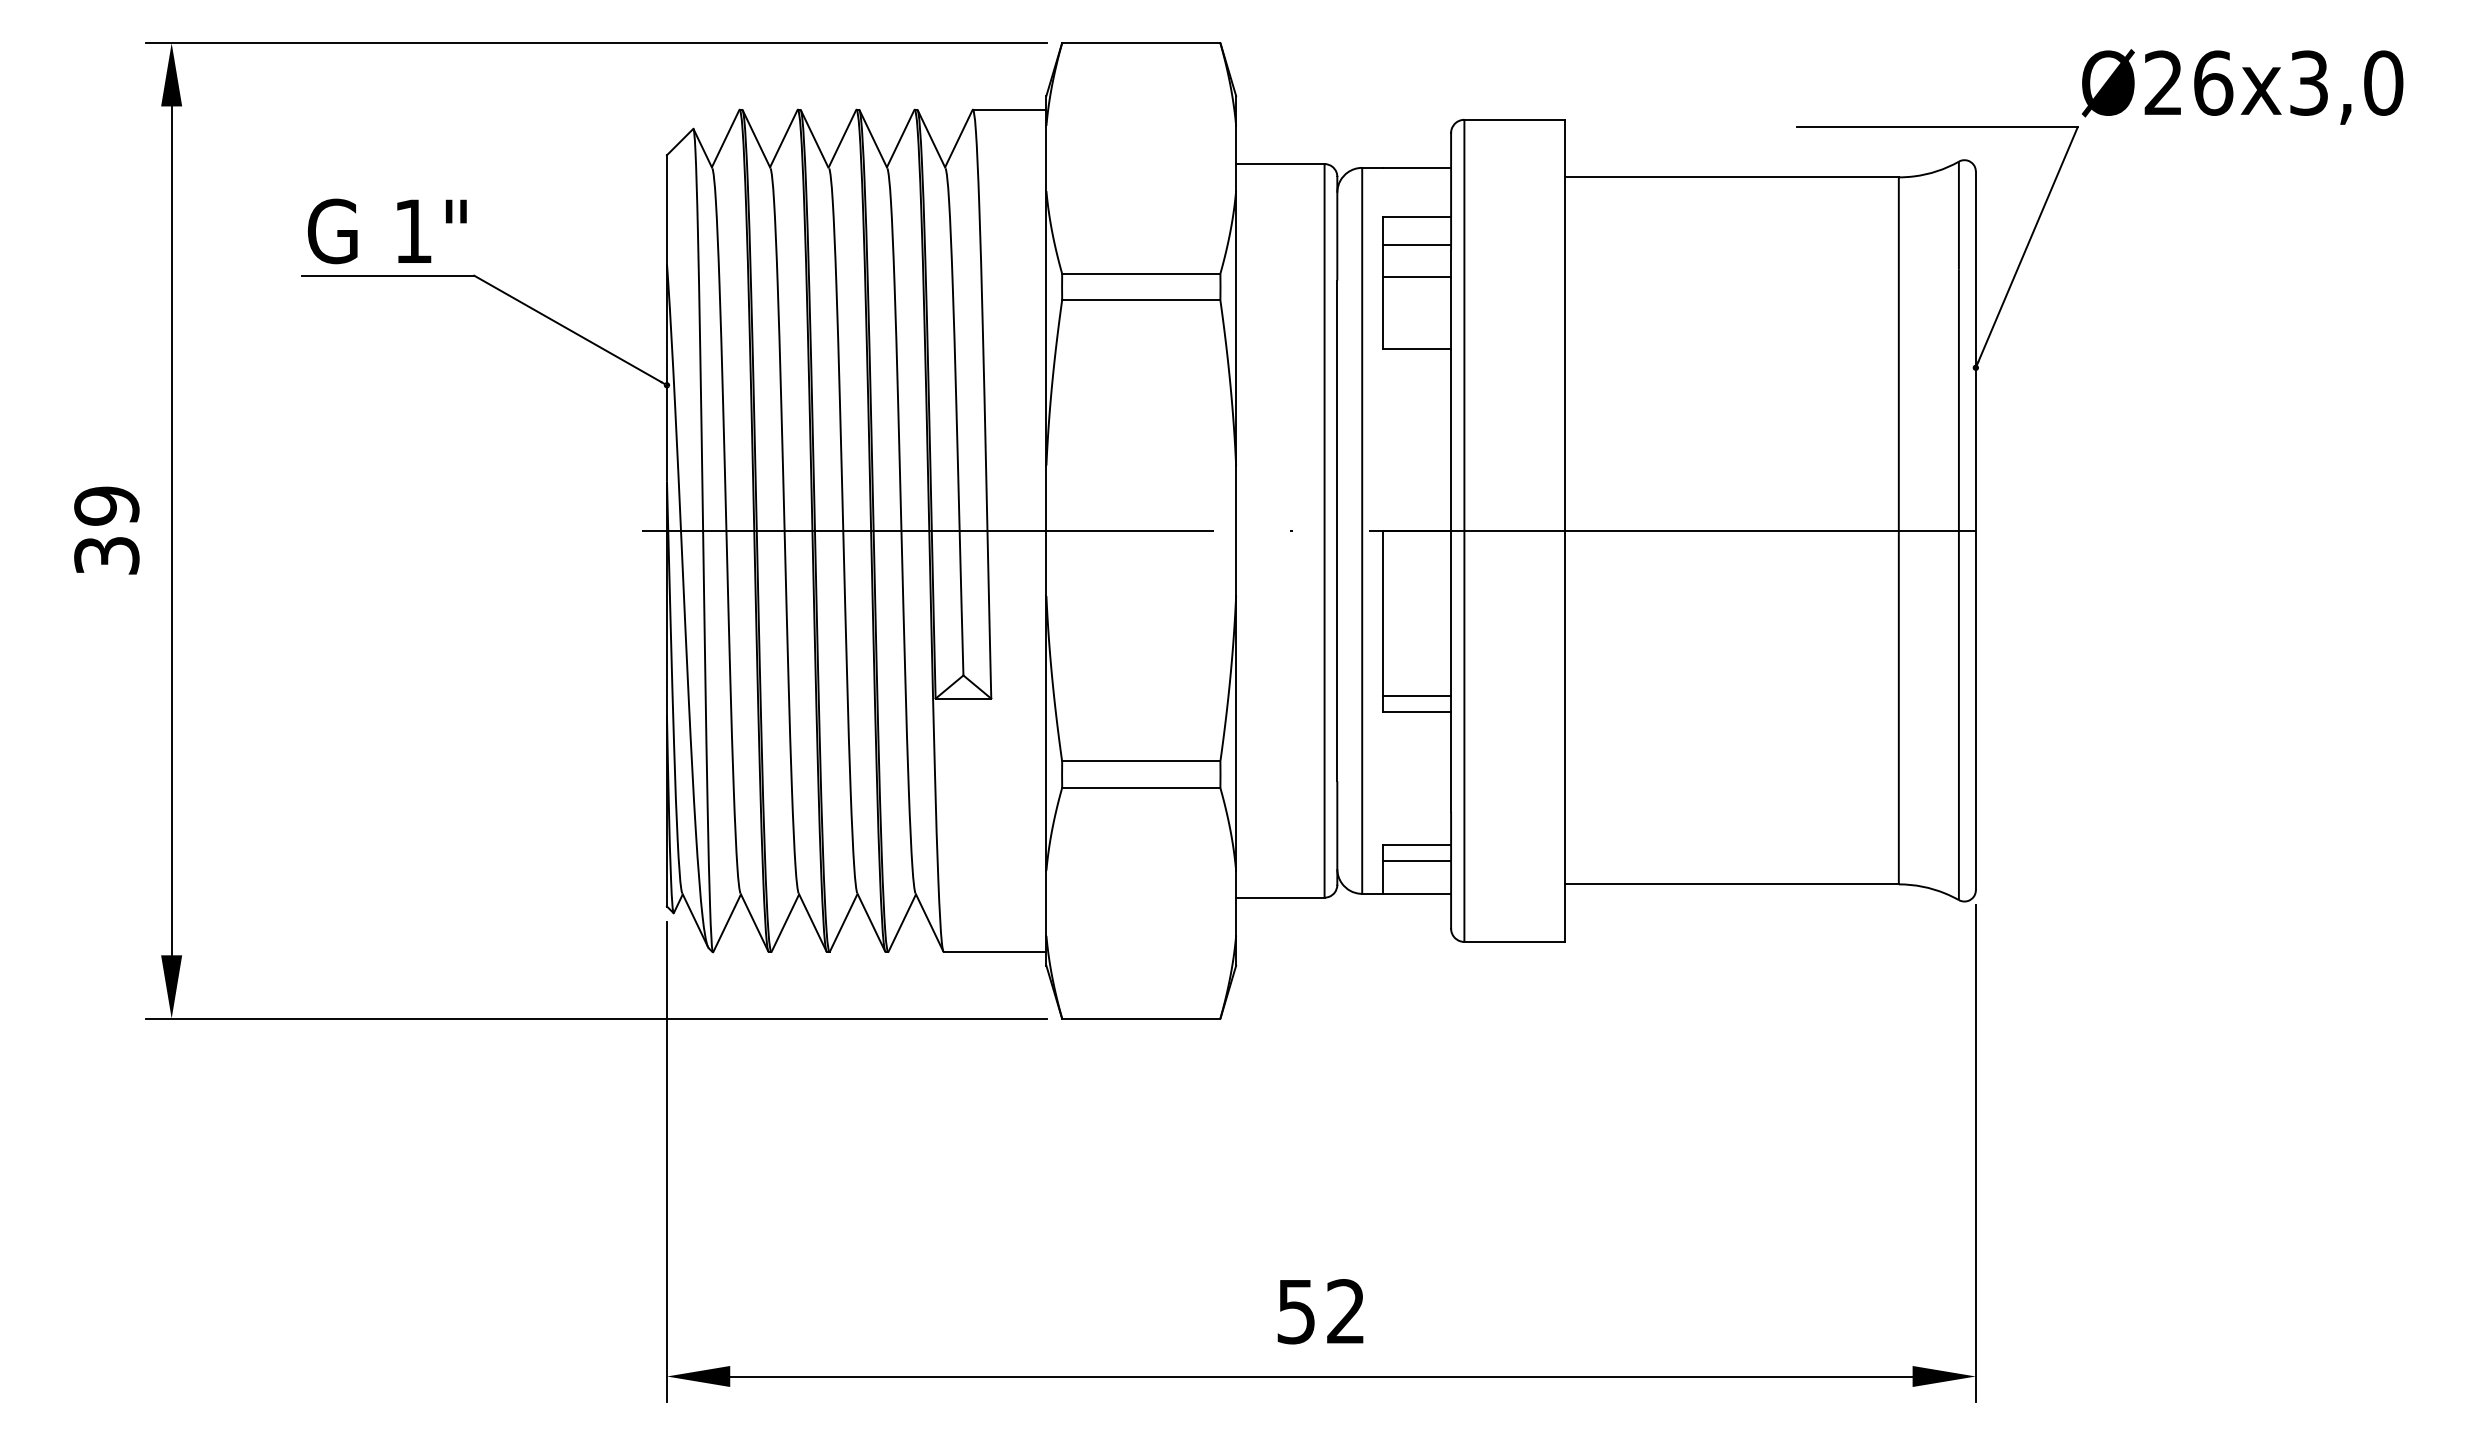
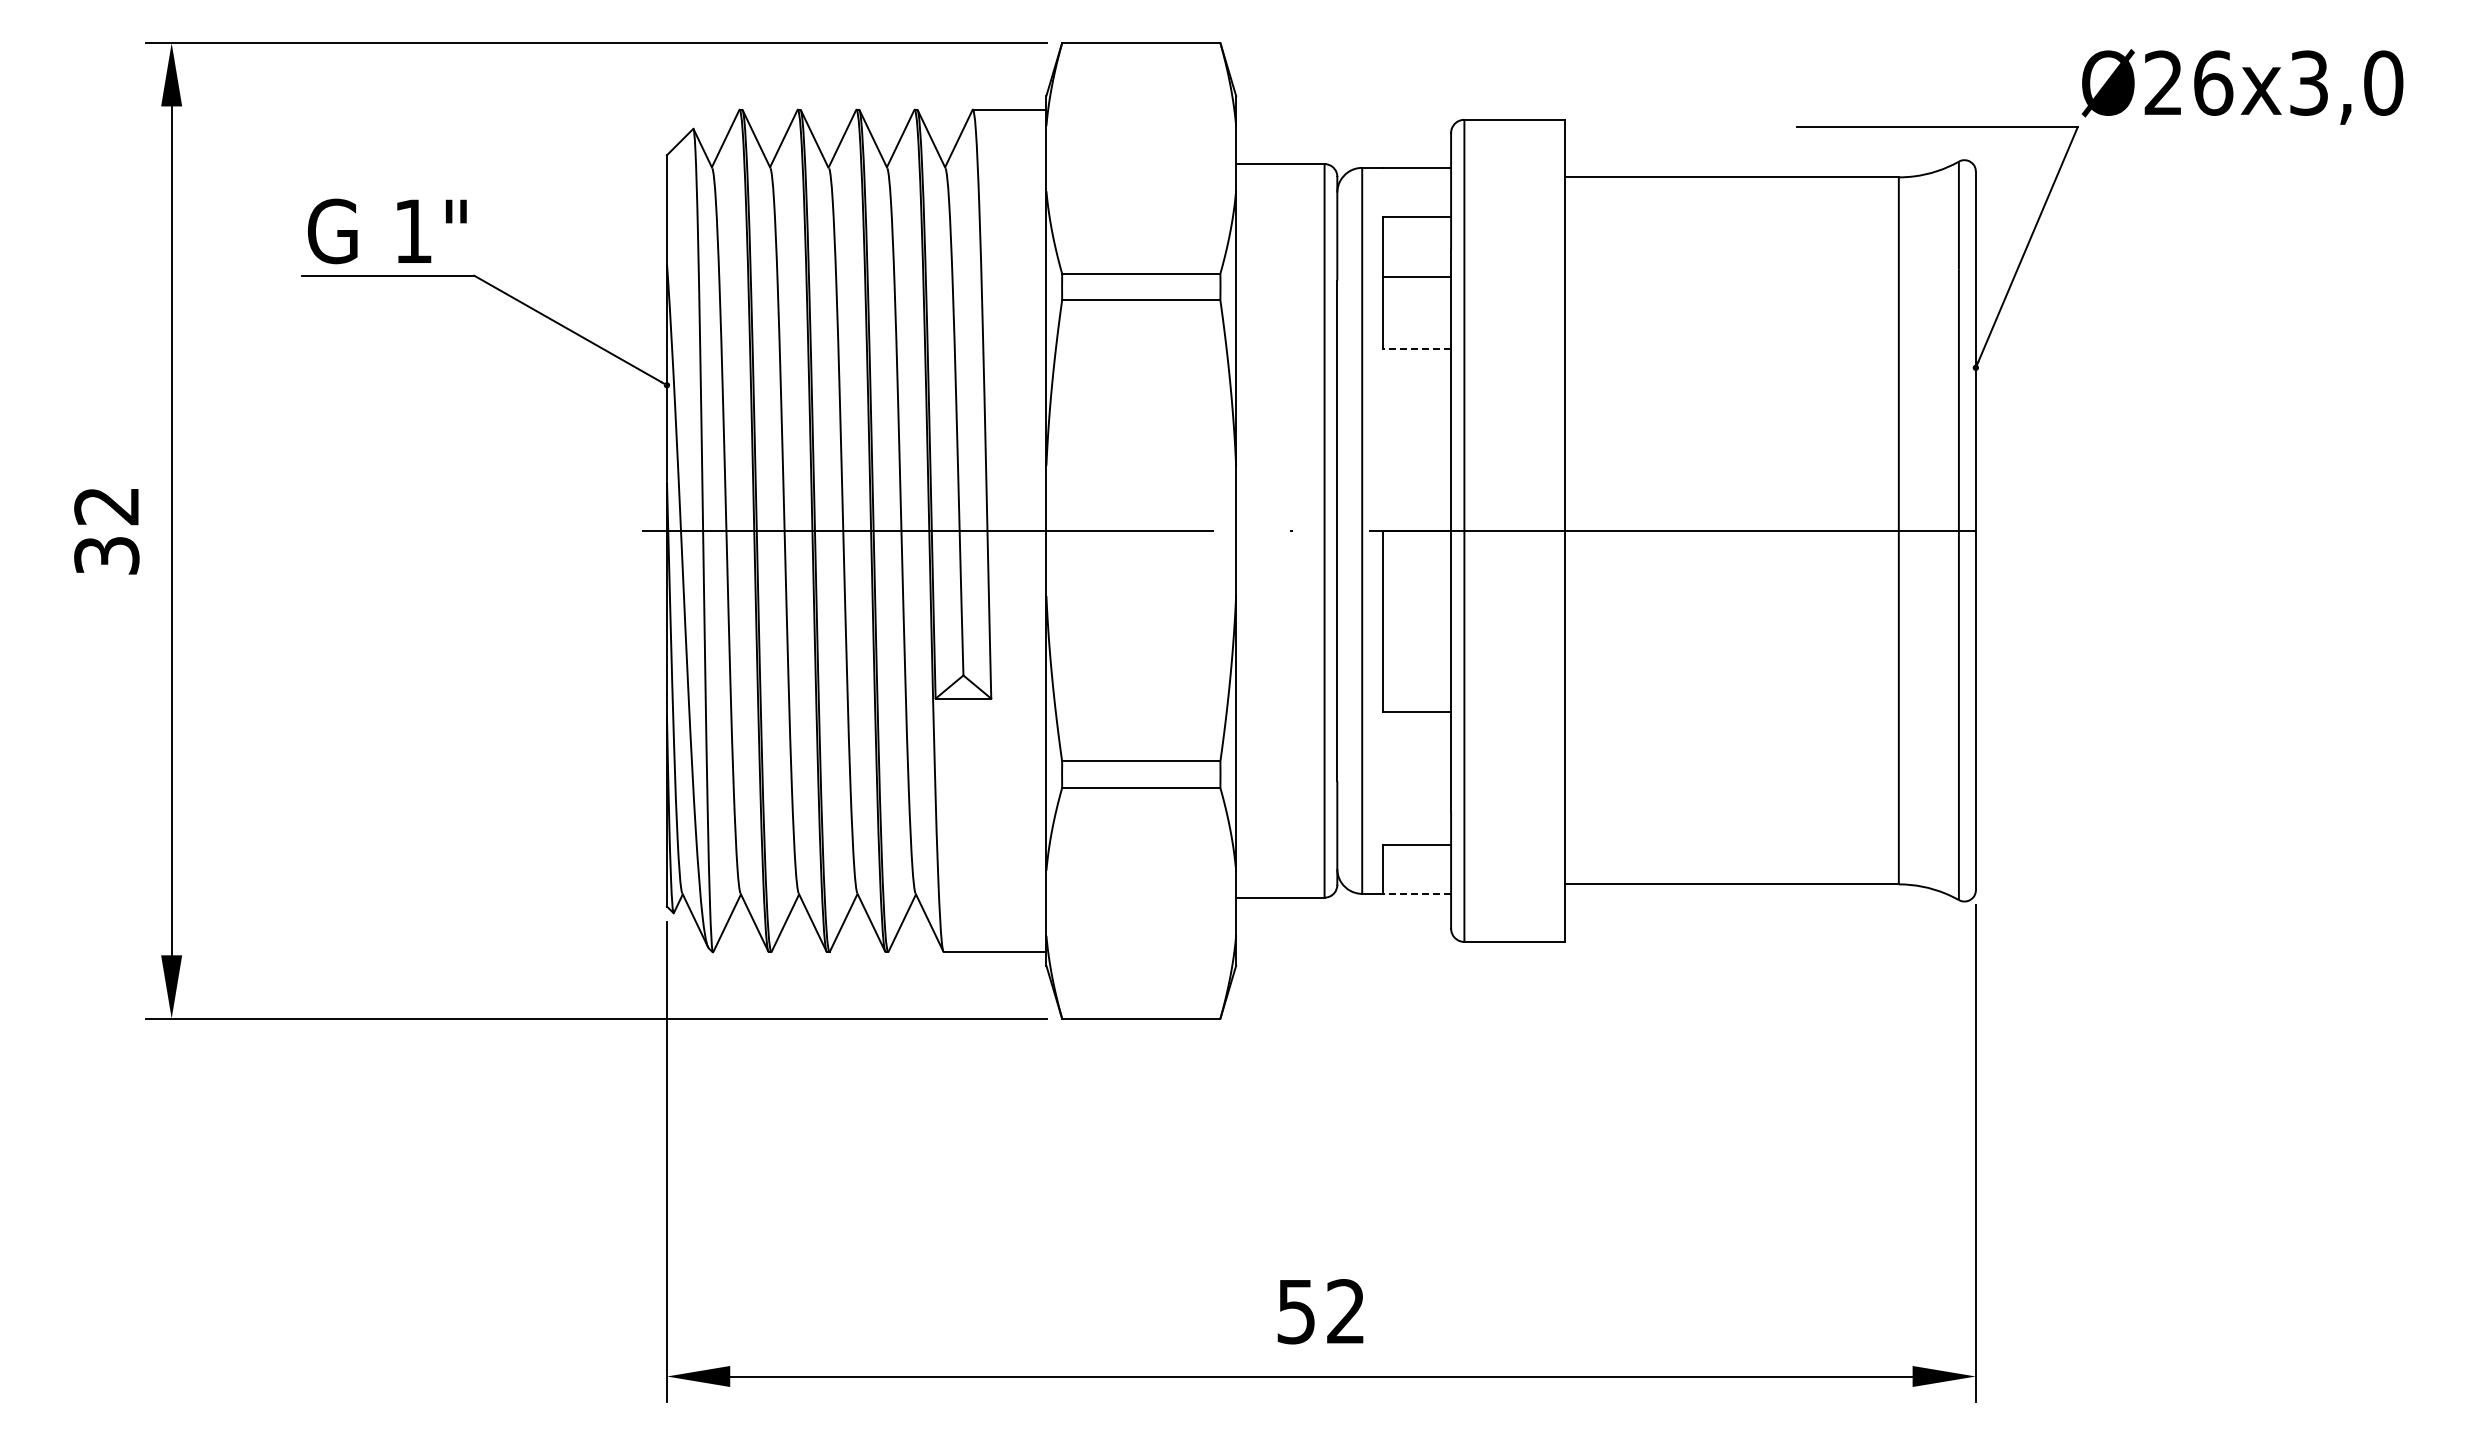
line: present -> none (1416, 245)
line: solid -> dashed (1416, 349)
text: 39 -> 32 (106, 505)
line: present -> none (1416, 695)
line: present -> none (1416, 860)
line: solid -> dashed (1416, 893)
